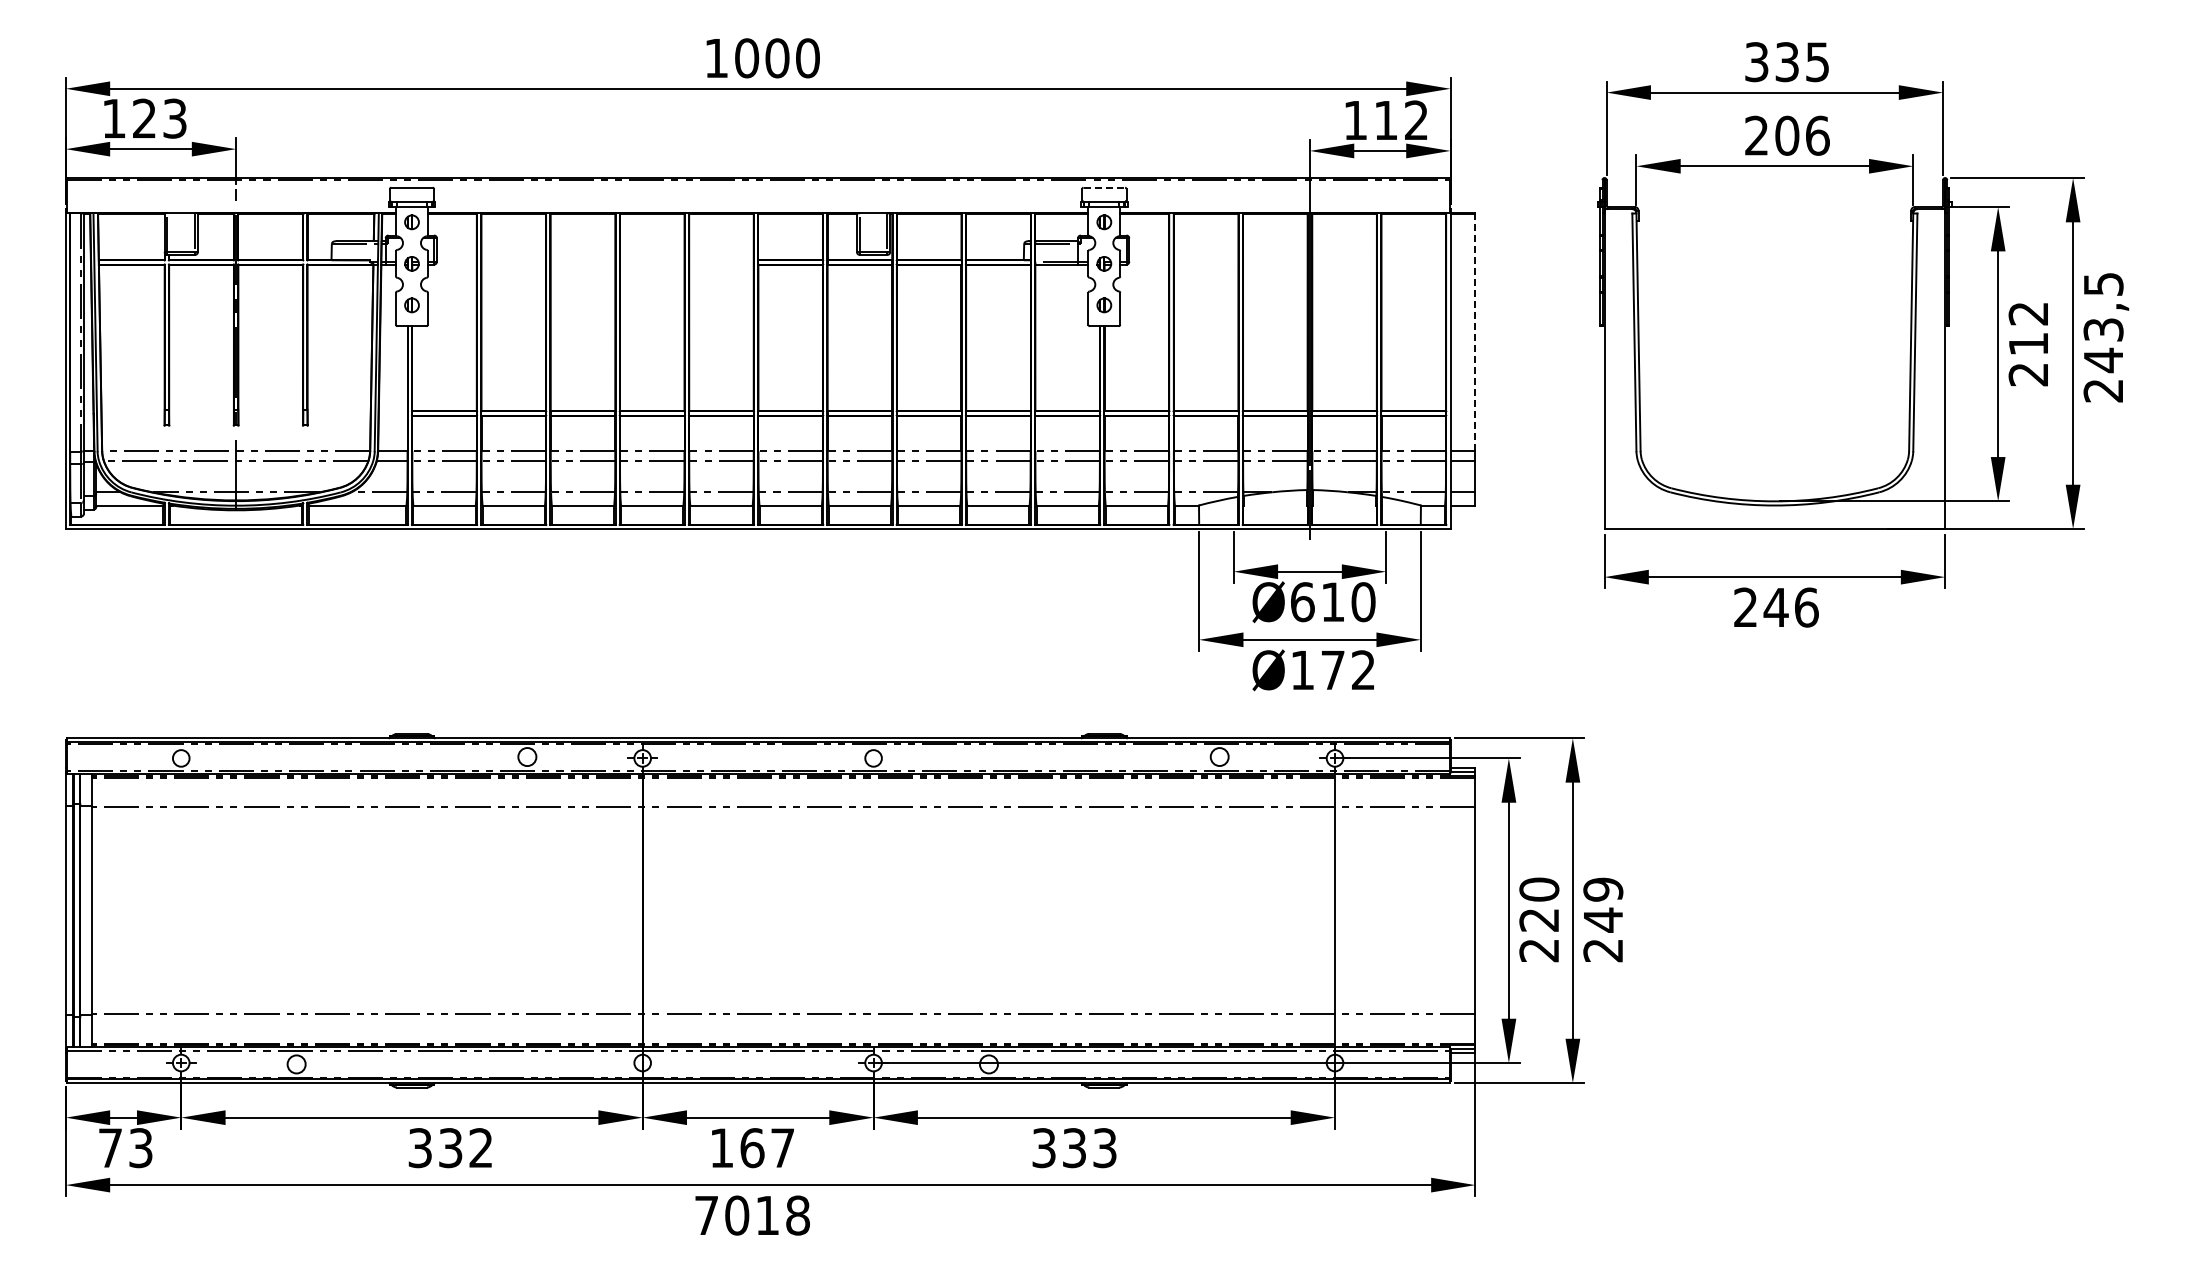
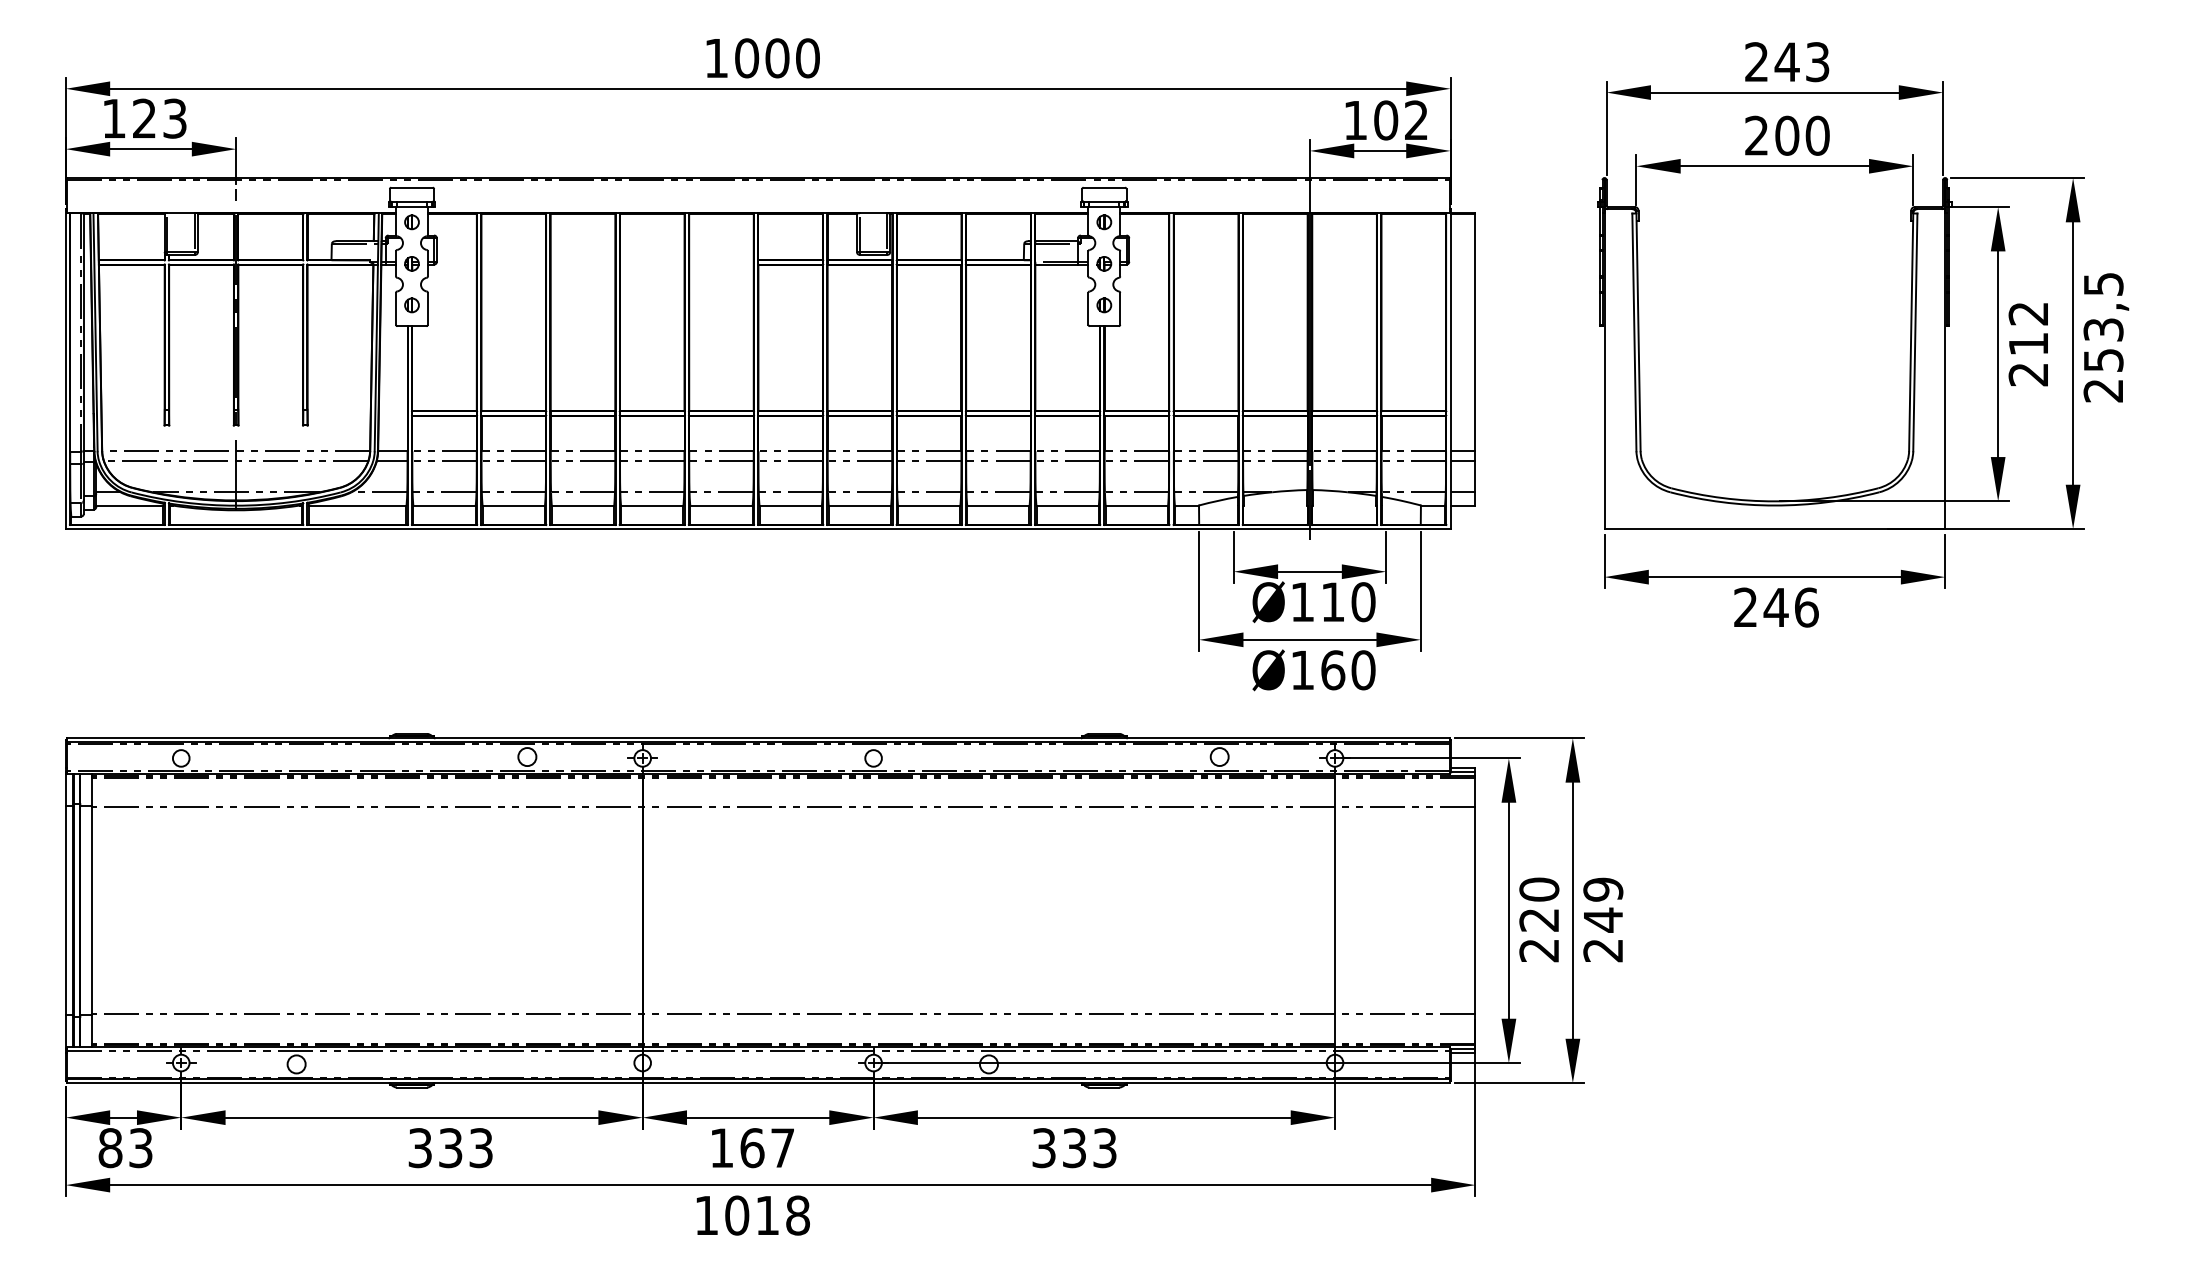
text: 335 -> 243 (1787, 62)
text: 112 -> 102 (1386, 120)
text: 206 -> 200 (1817, 135)
line: dashed -> solid (1104, 187)
line: dashed -> solid (1475, 332)
text: 243,5 -> 253,5 (2103, 360)
text: Ø610 -> Ø110 (1302, 602)
text: Ø172 -> Ø160 (1348, 670)
text: 73 -> 83 (110, 1148)
text: 332 -> 333 (480, 1148)
text: 7018 -> 1018 (706, 1215)
